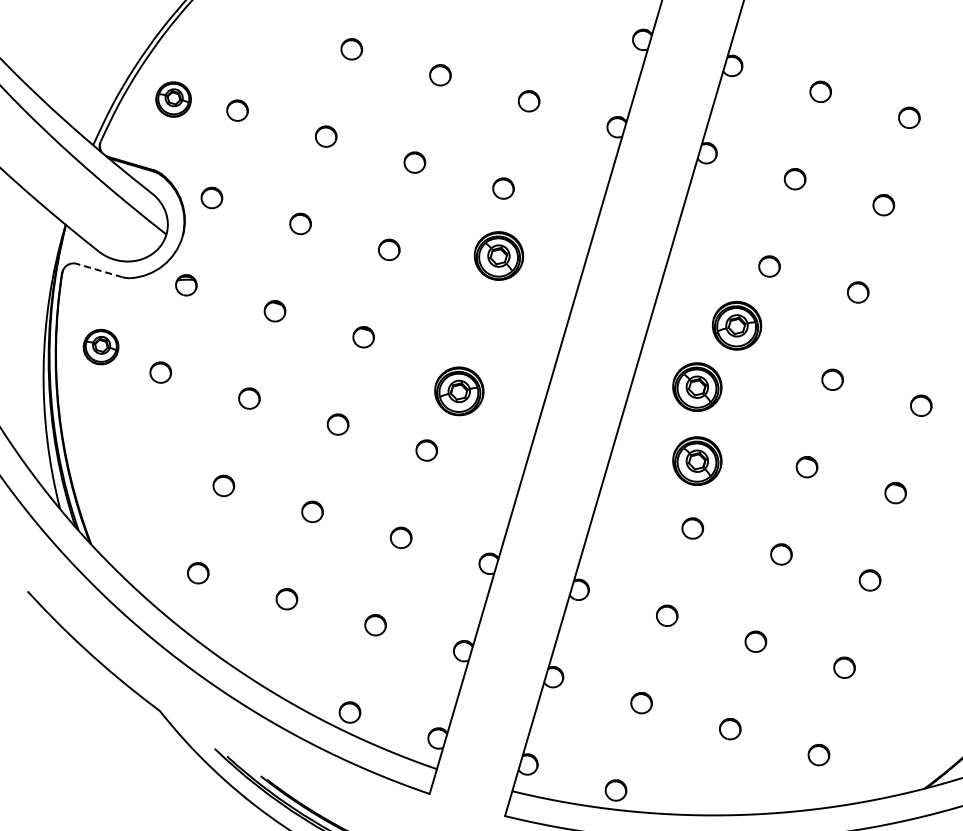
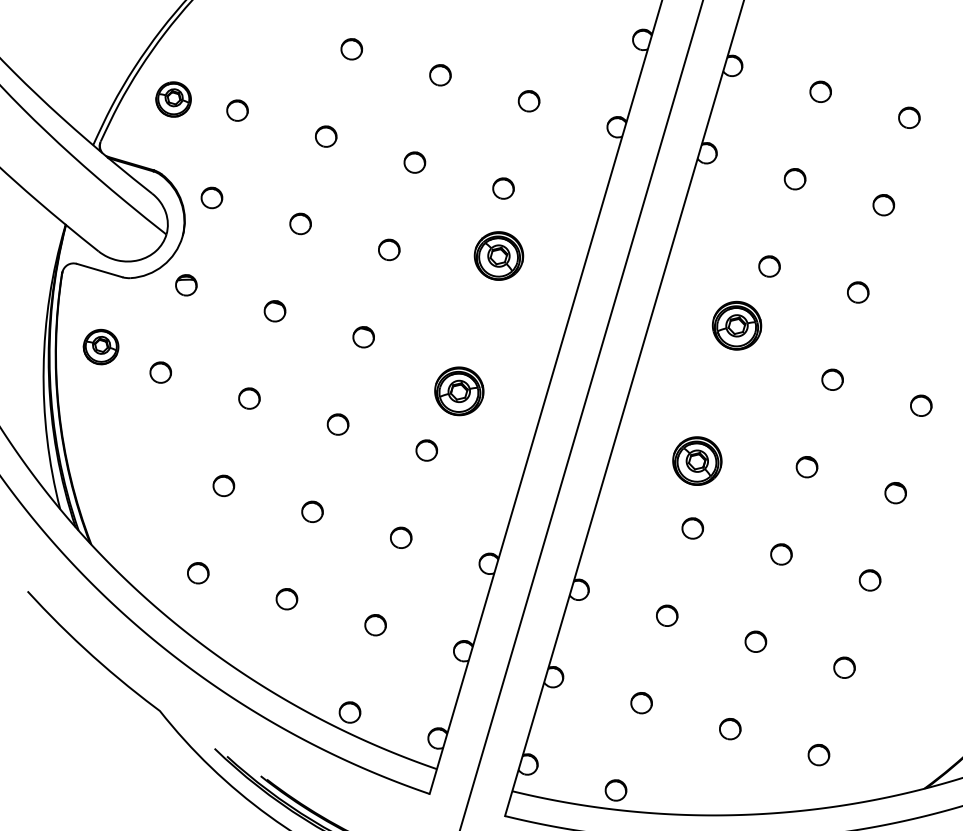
line: dashed -> solid (99, 270)
part: present -> none (697, 386)
line: none -> present (581, 414)
